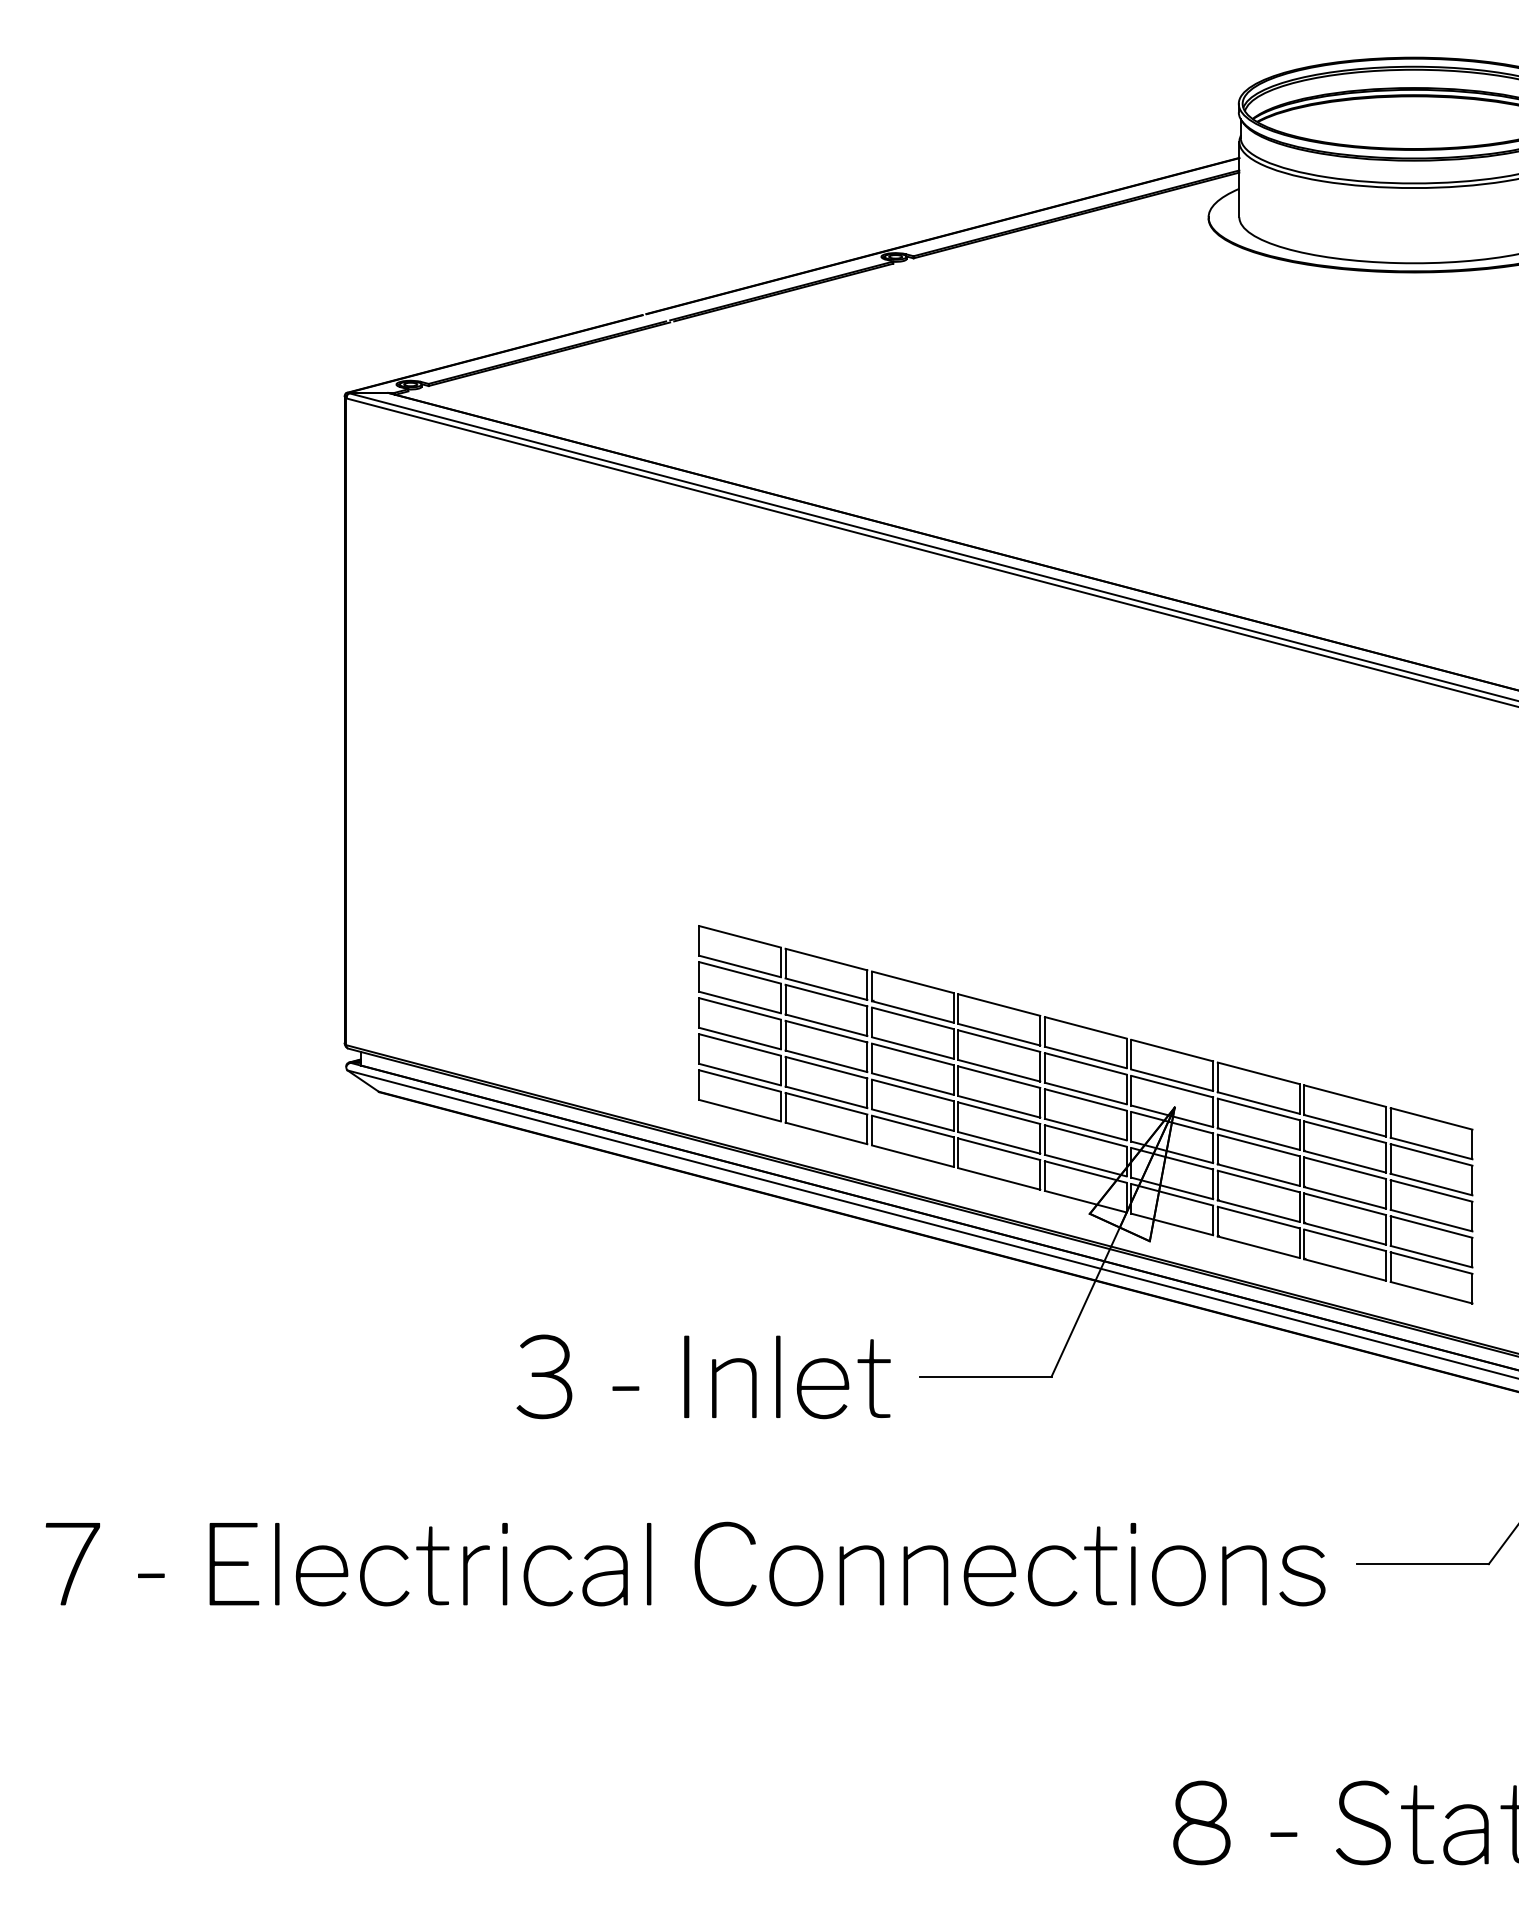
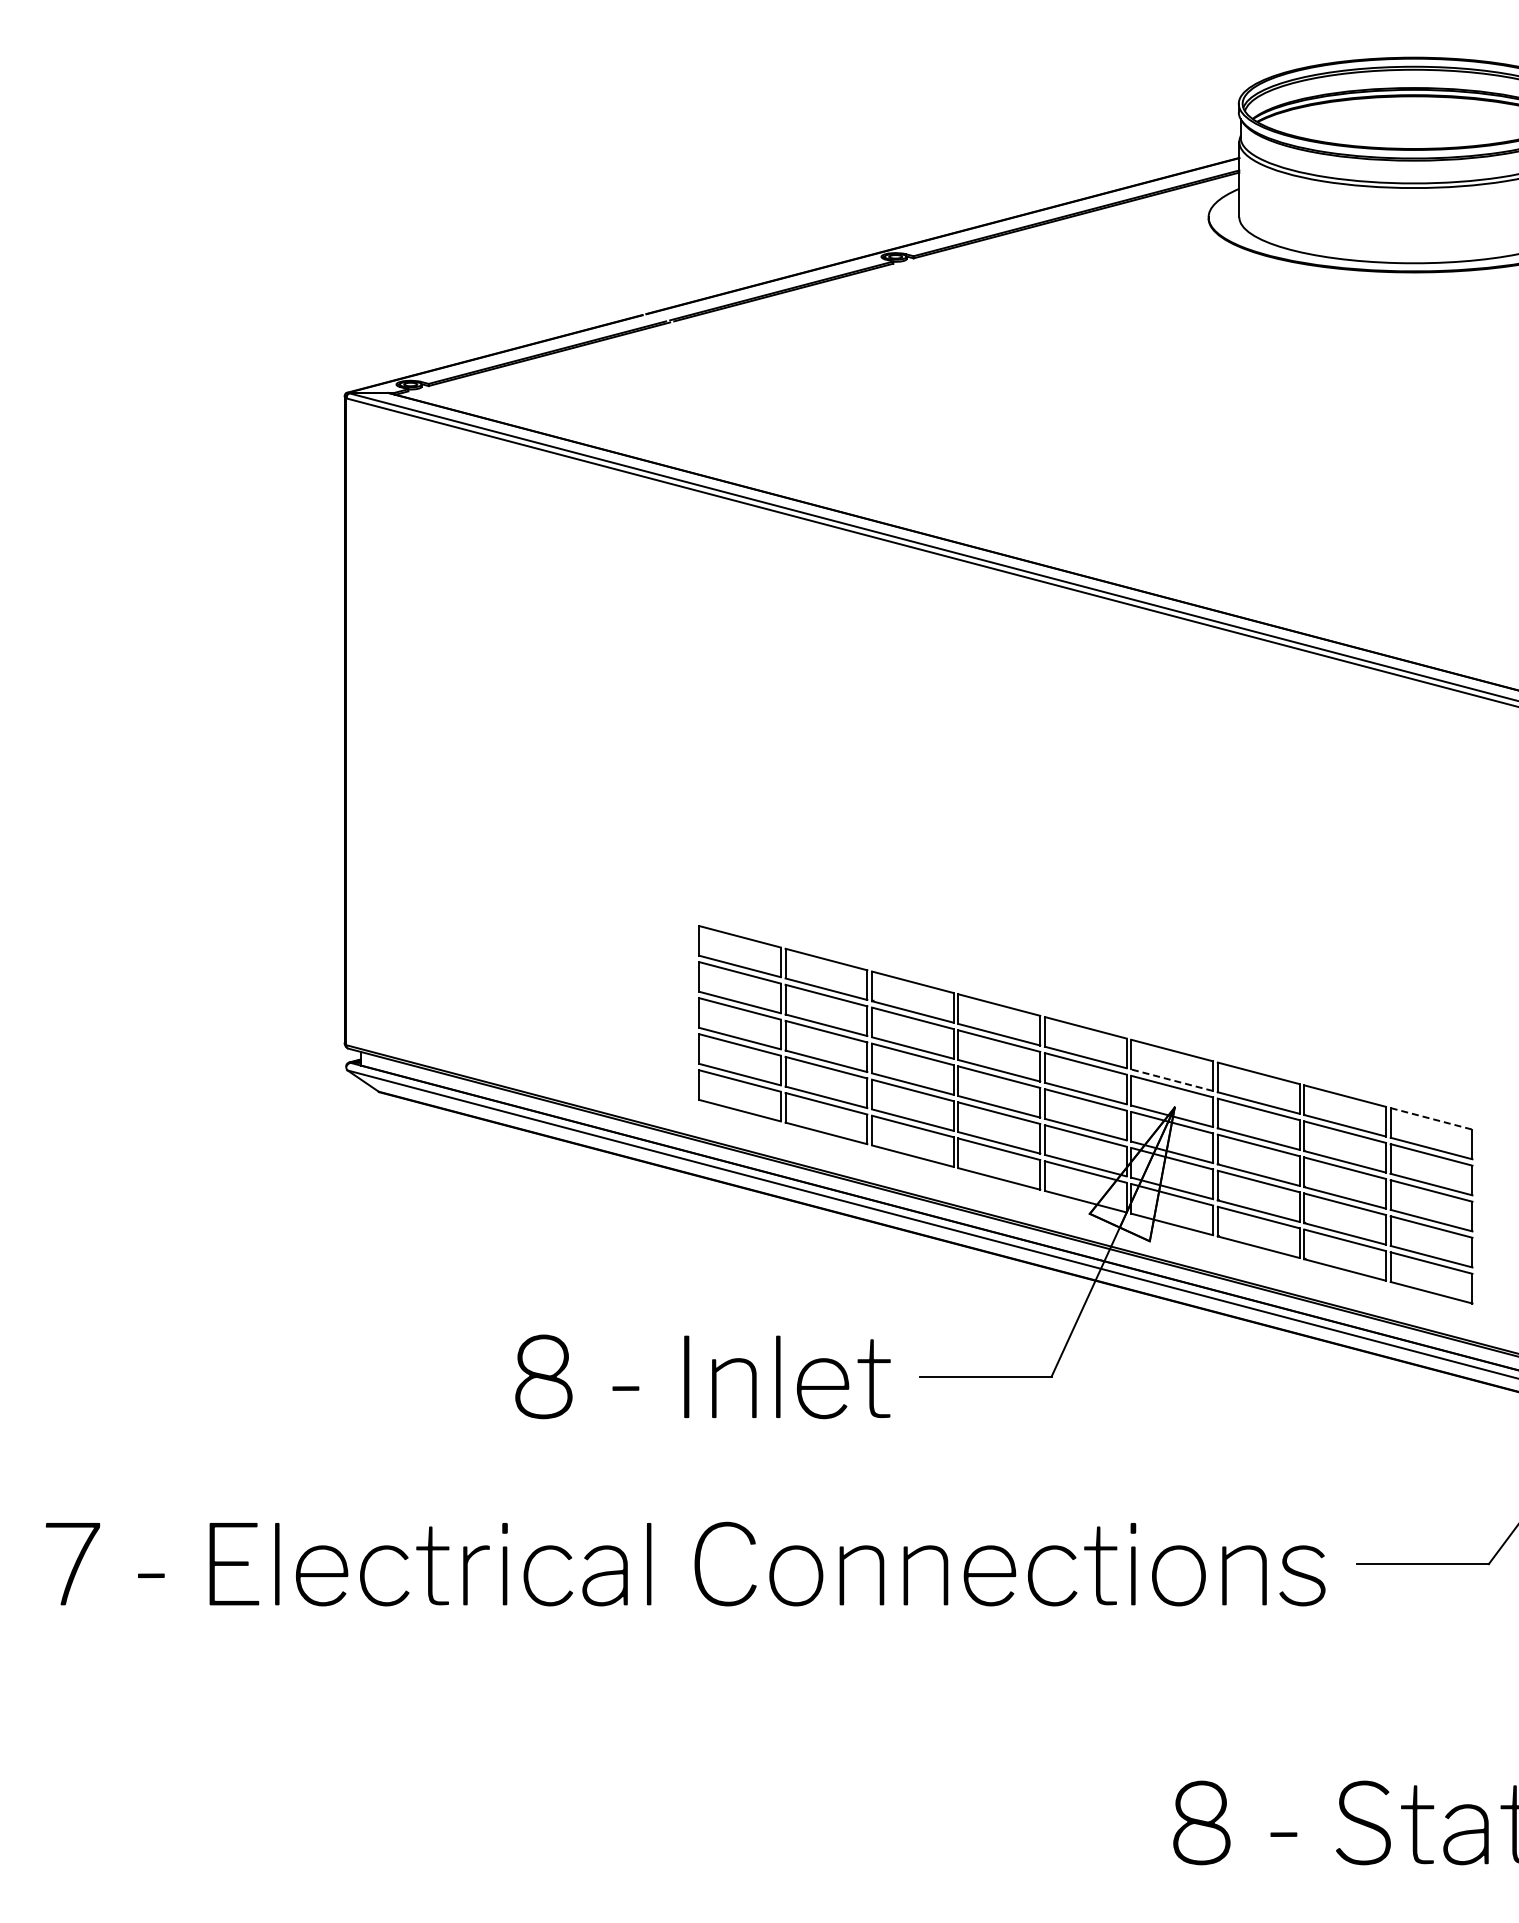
line: solid -> dashed (1171, 1080)
line: solid -> dashed (1432, 1118)
text: 3 -> 8 (543, 1376)
